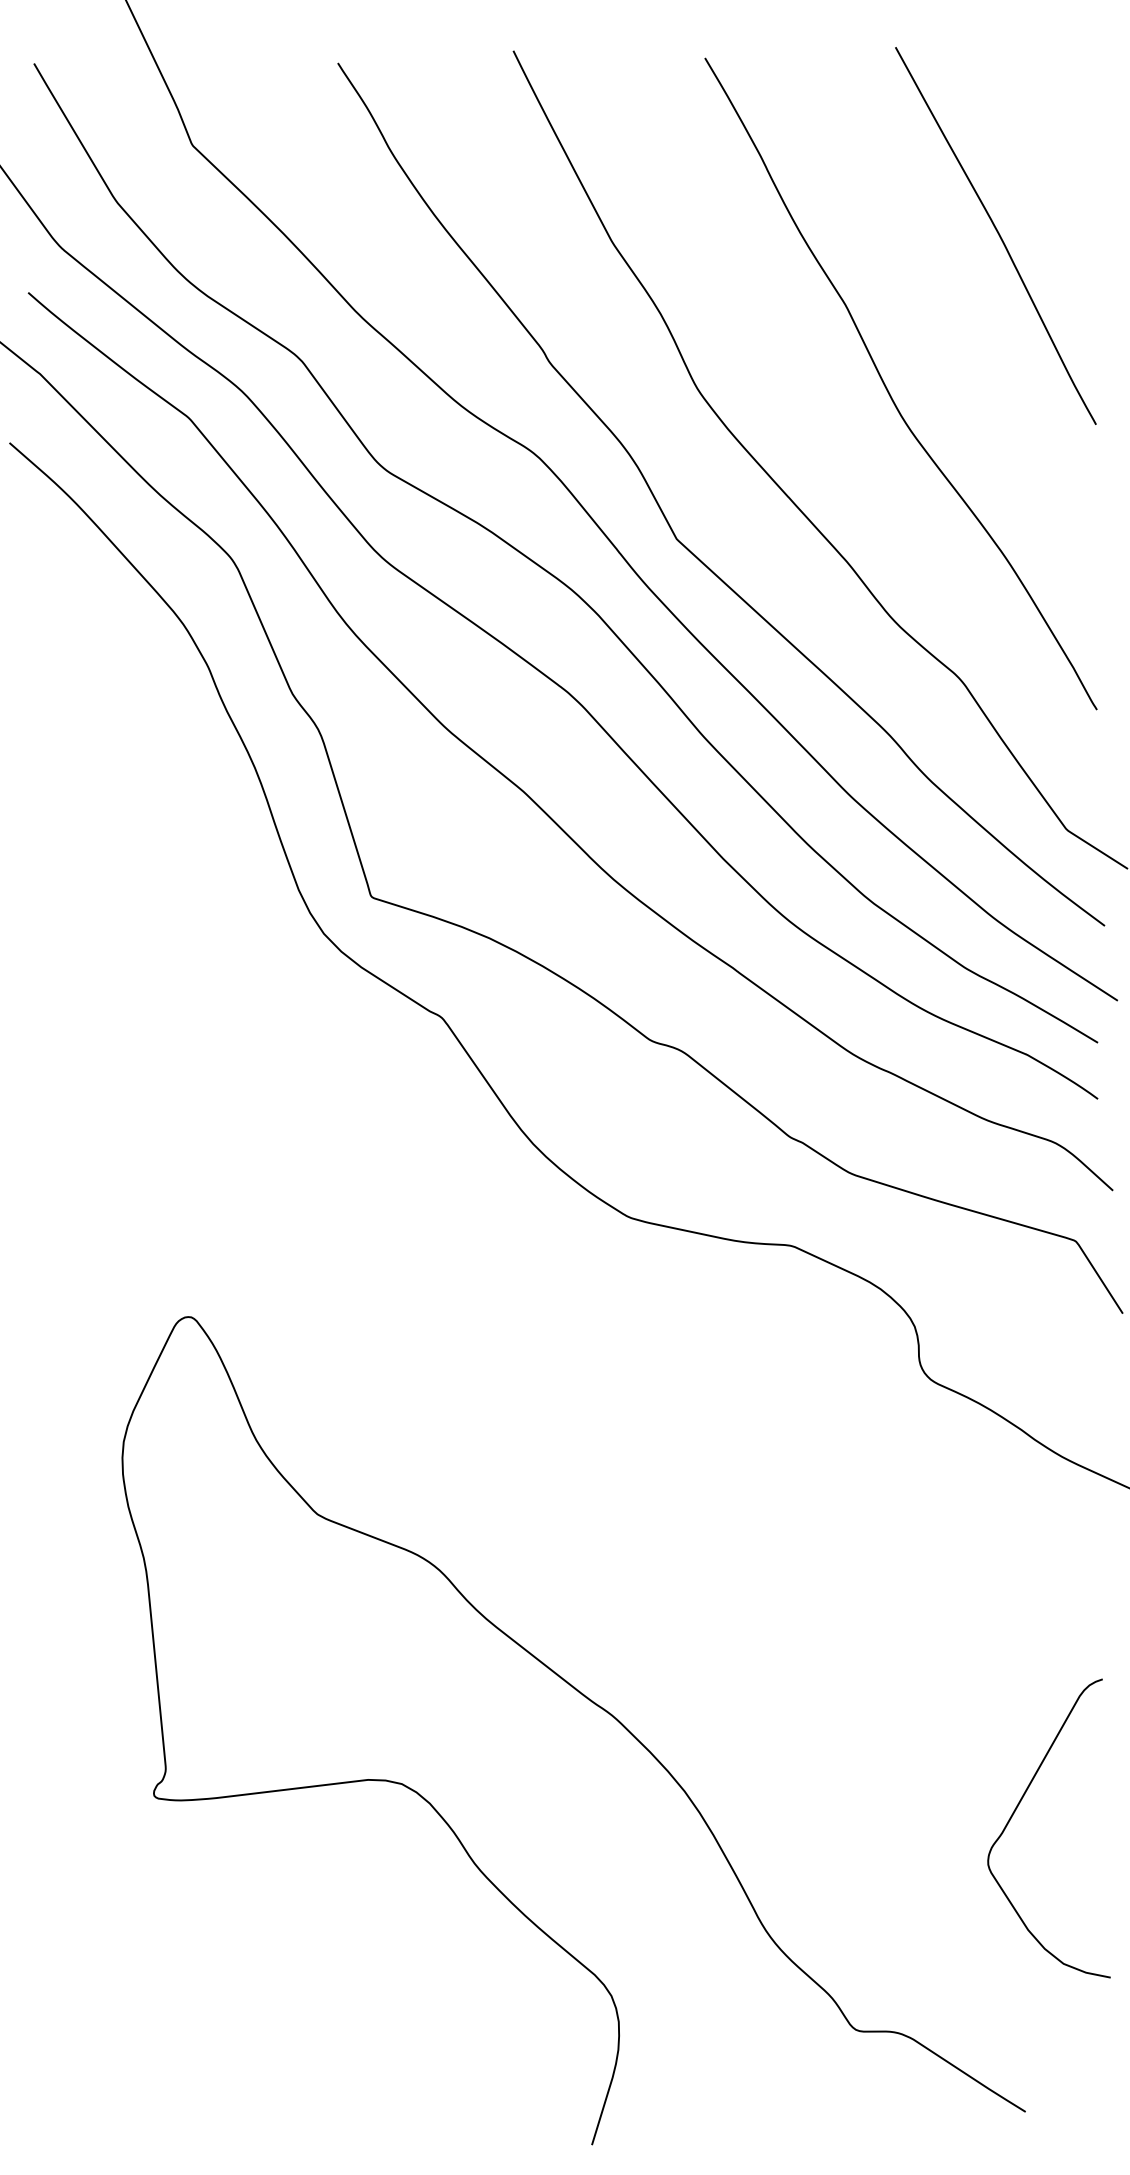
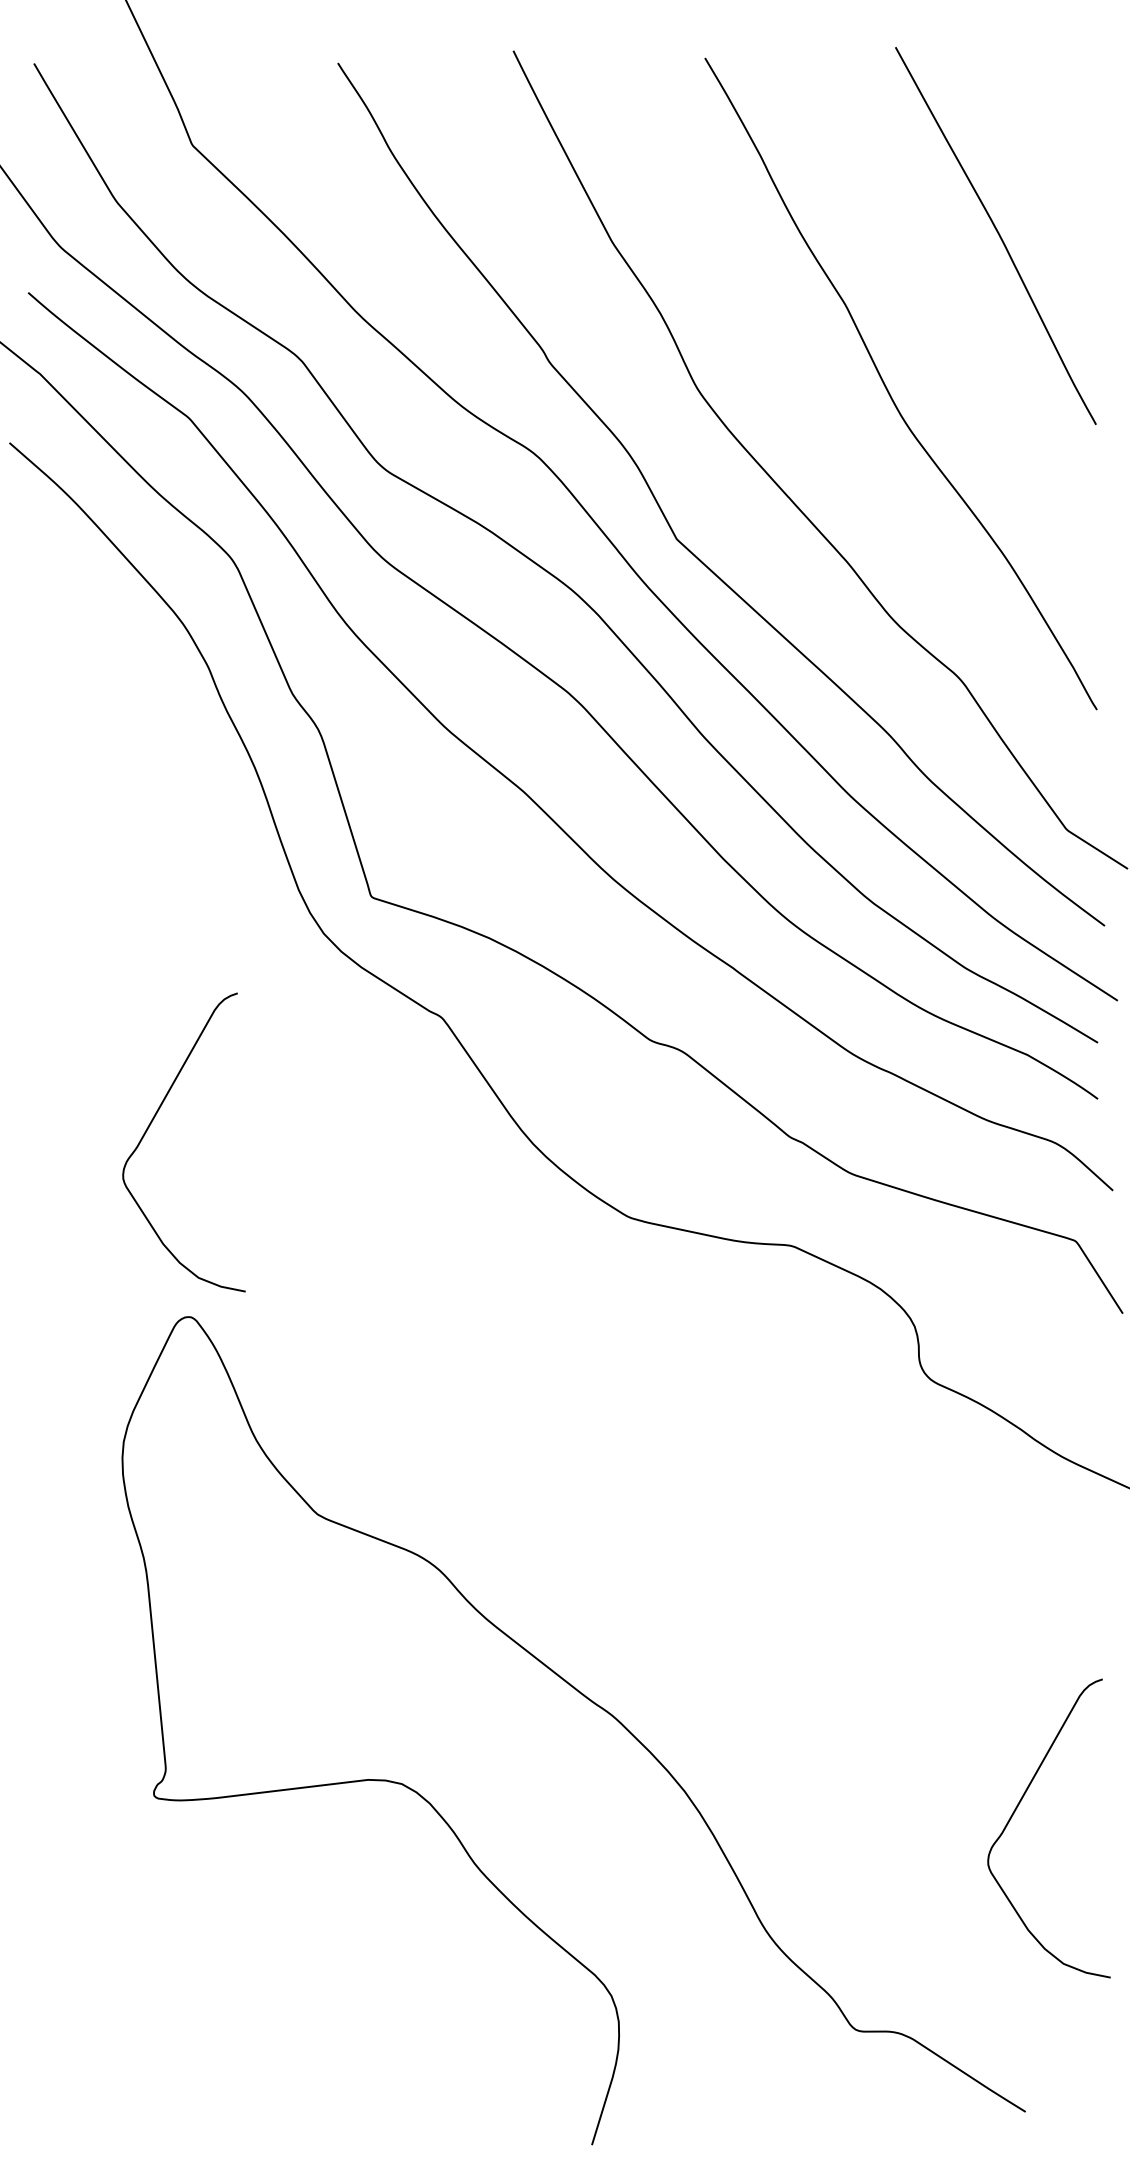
curve: none -> present (151, 1124)
